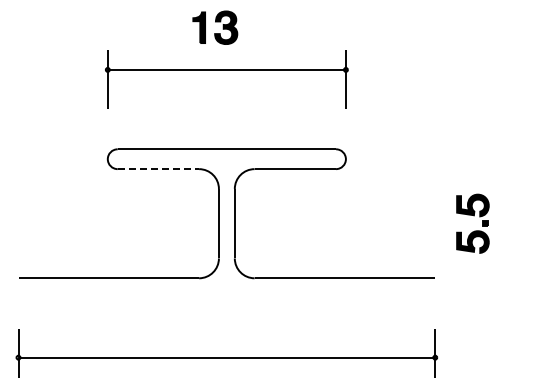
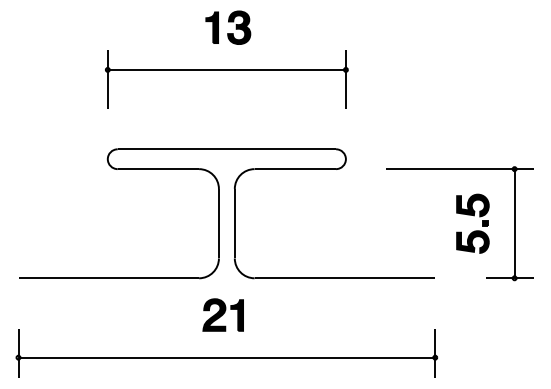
part position: (215, 27) -> (228, 27) (228, 27)
line: dashed -> solid (158, 169)
part: none -> present (459, 169)
part: none -> present (222, 314)
